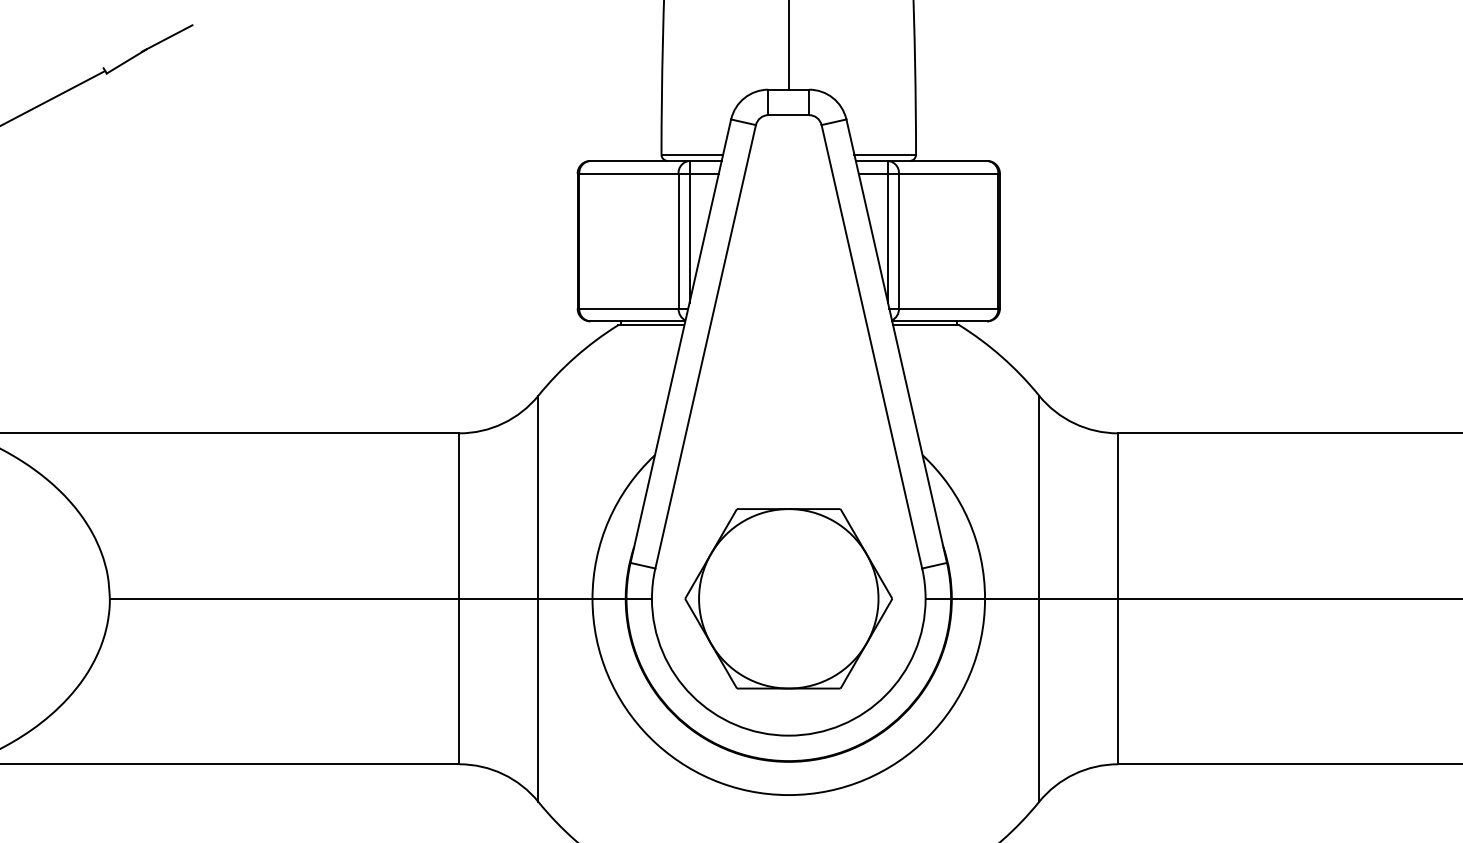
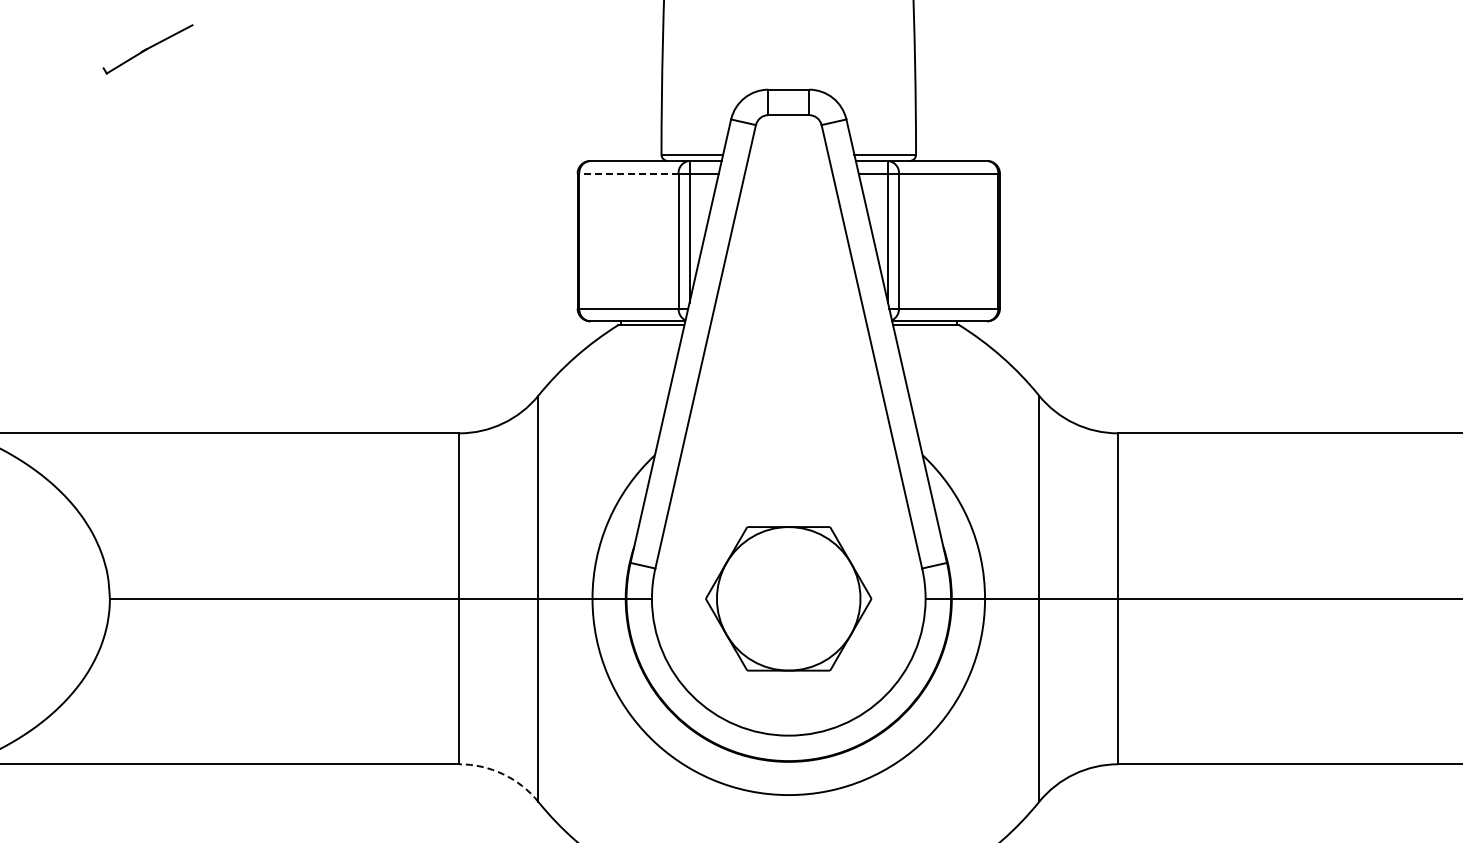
line: present -> none (788, 45)
line: present -> none (53, 97)
line: solid -> dashed (628, 173)
part size: 209x182 px -> 168x146 px (788, 598)
arc: solid -> dashed (503, 774)
